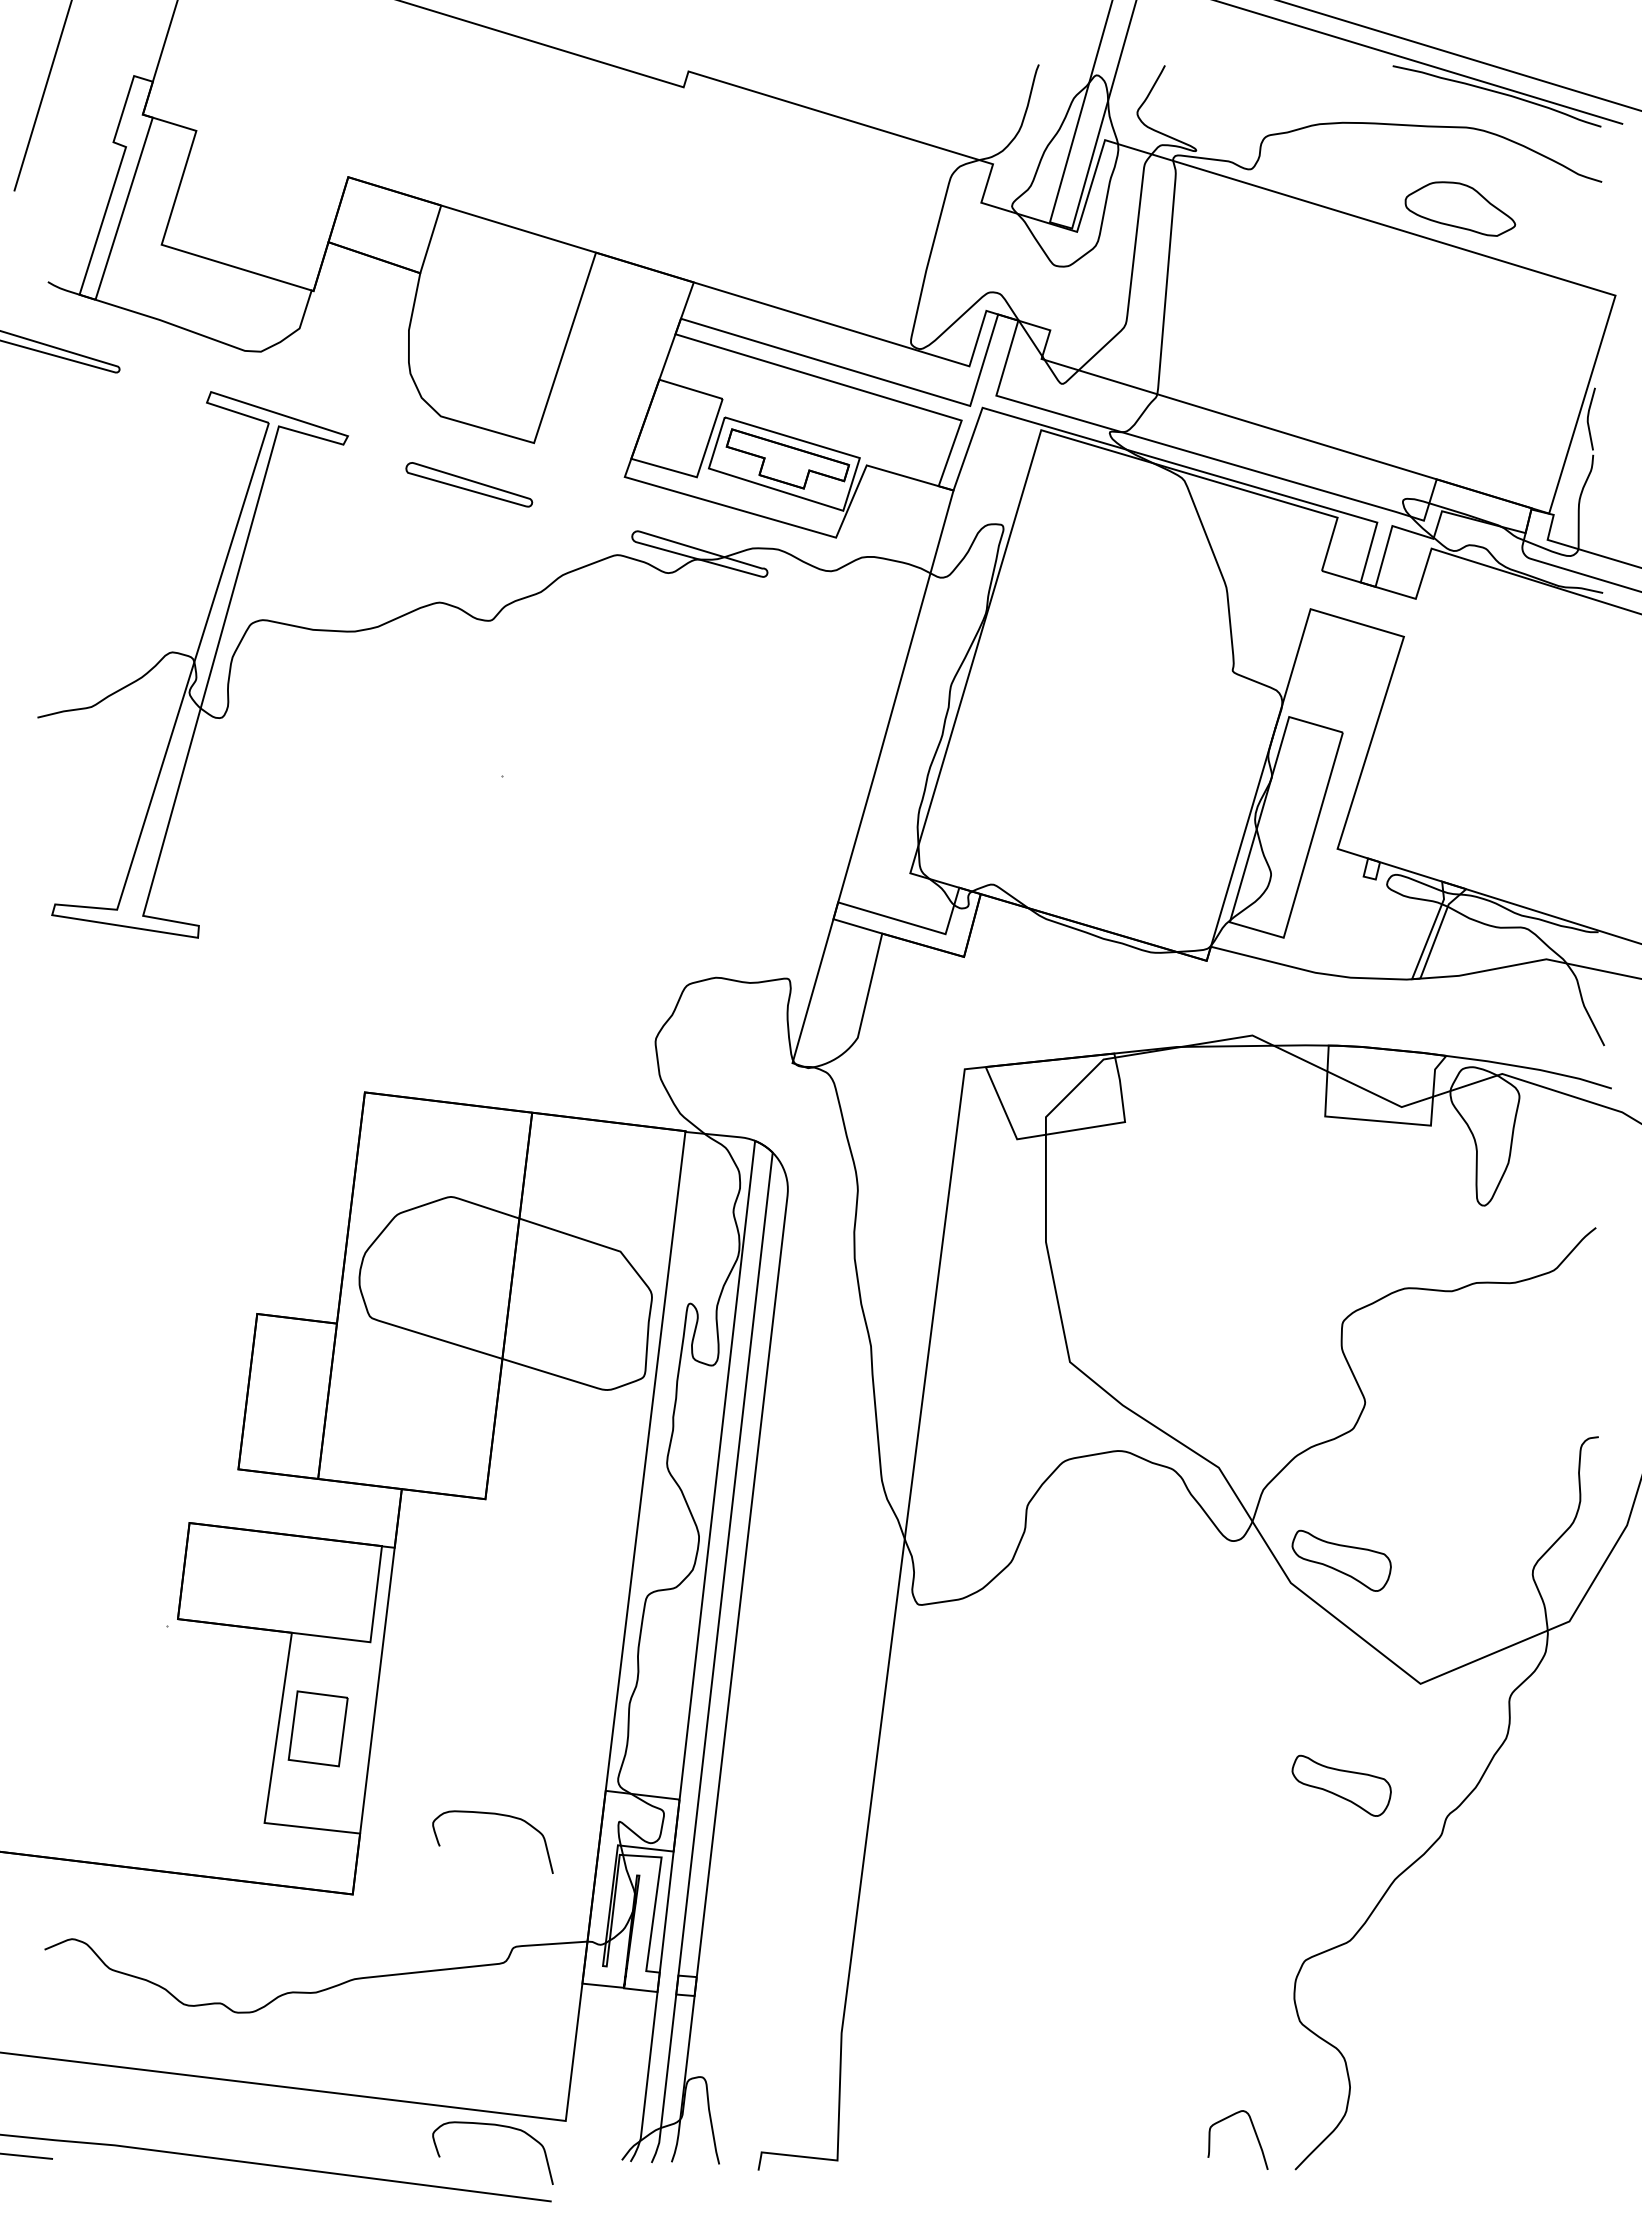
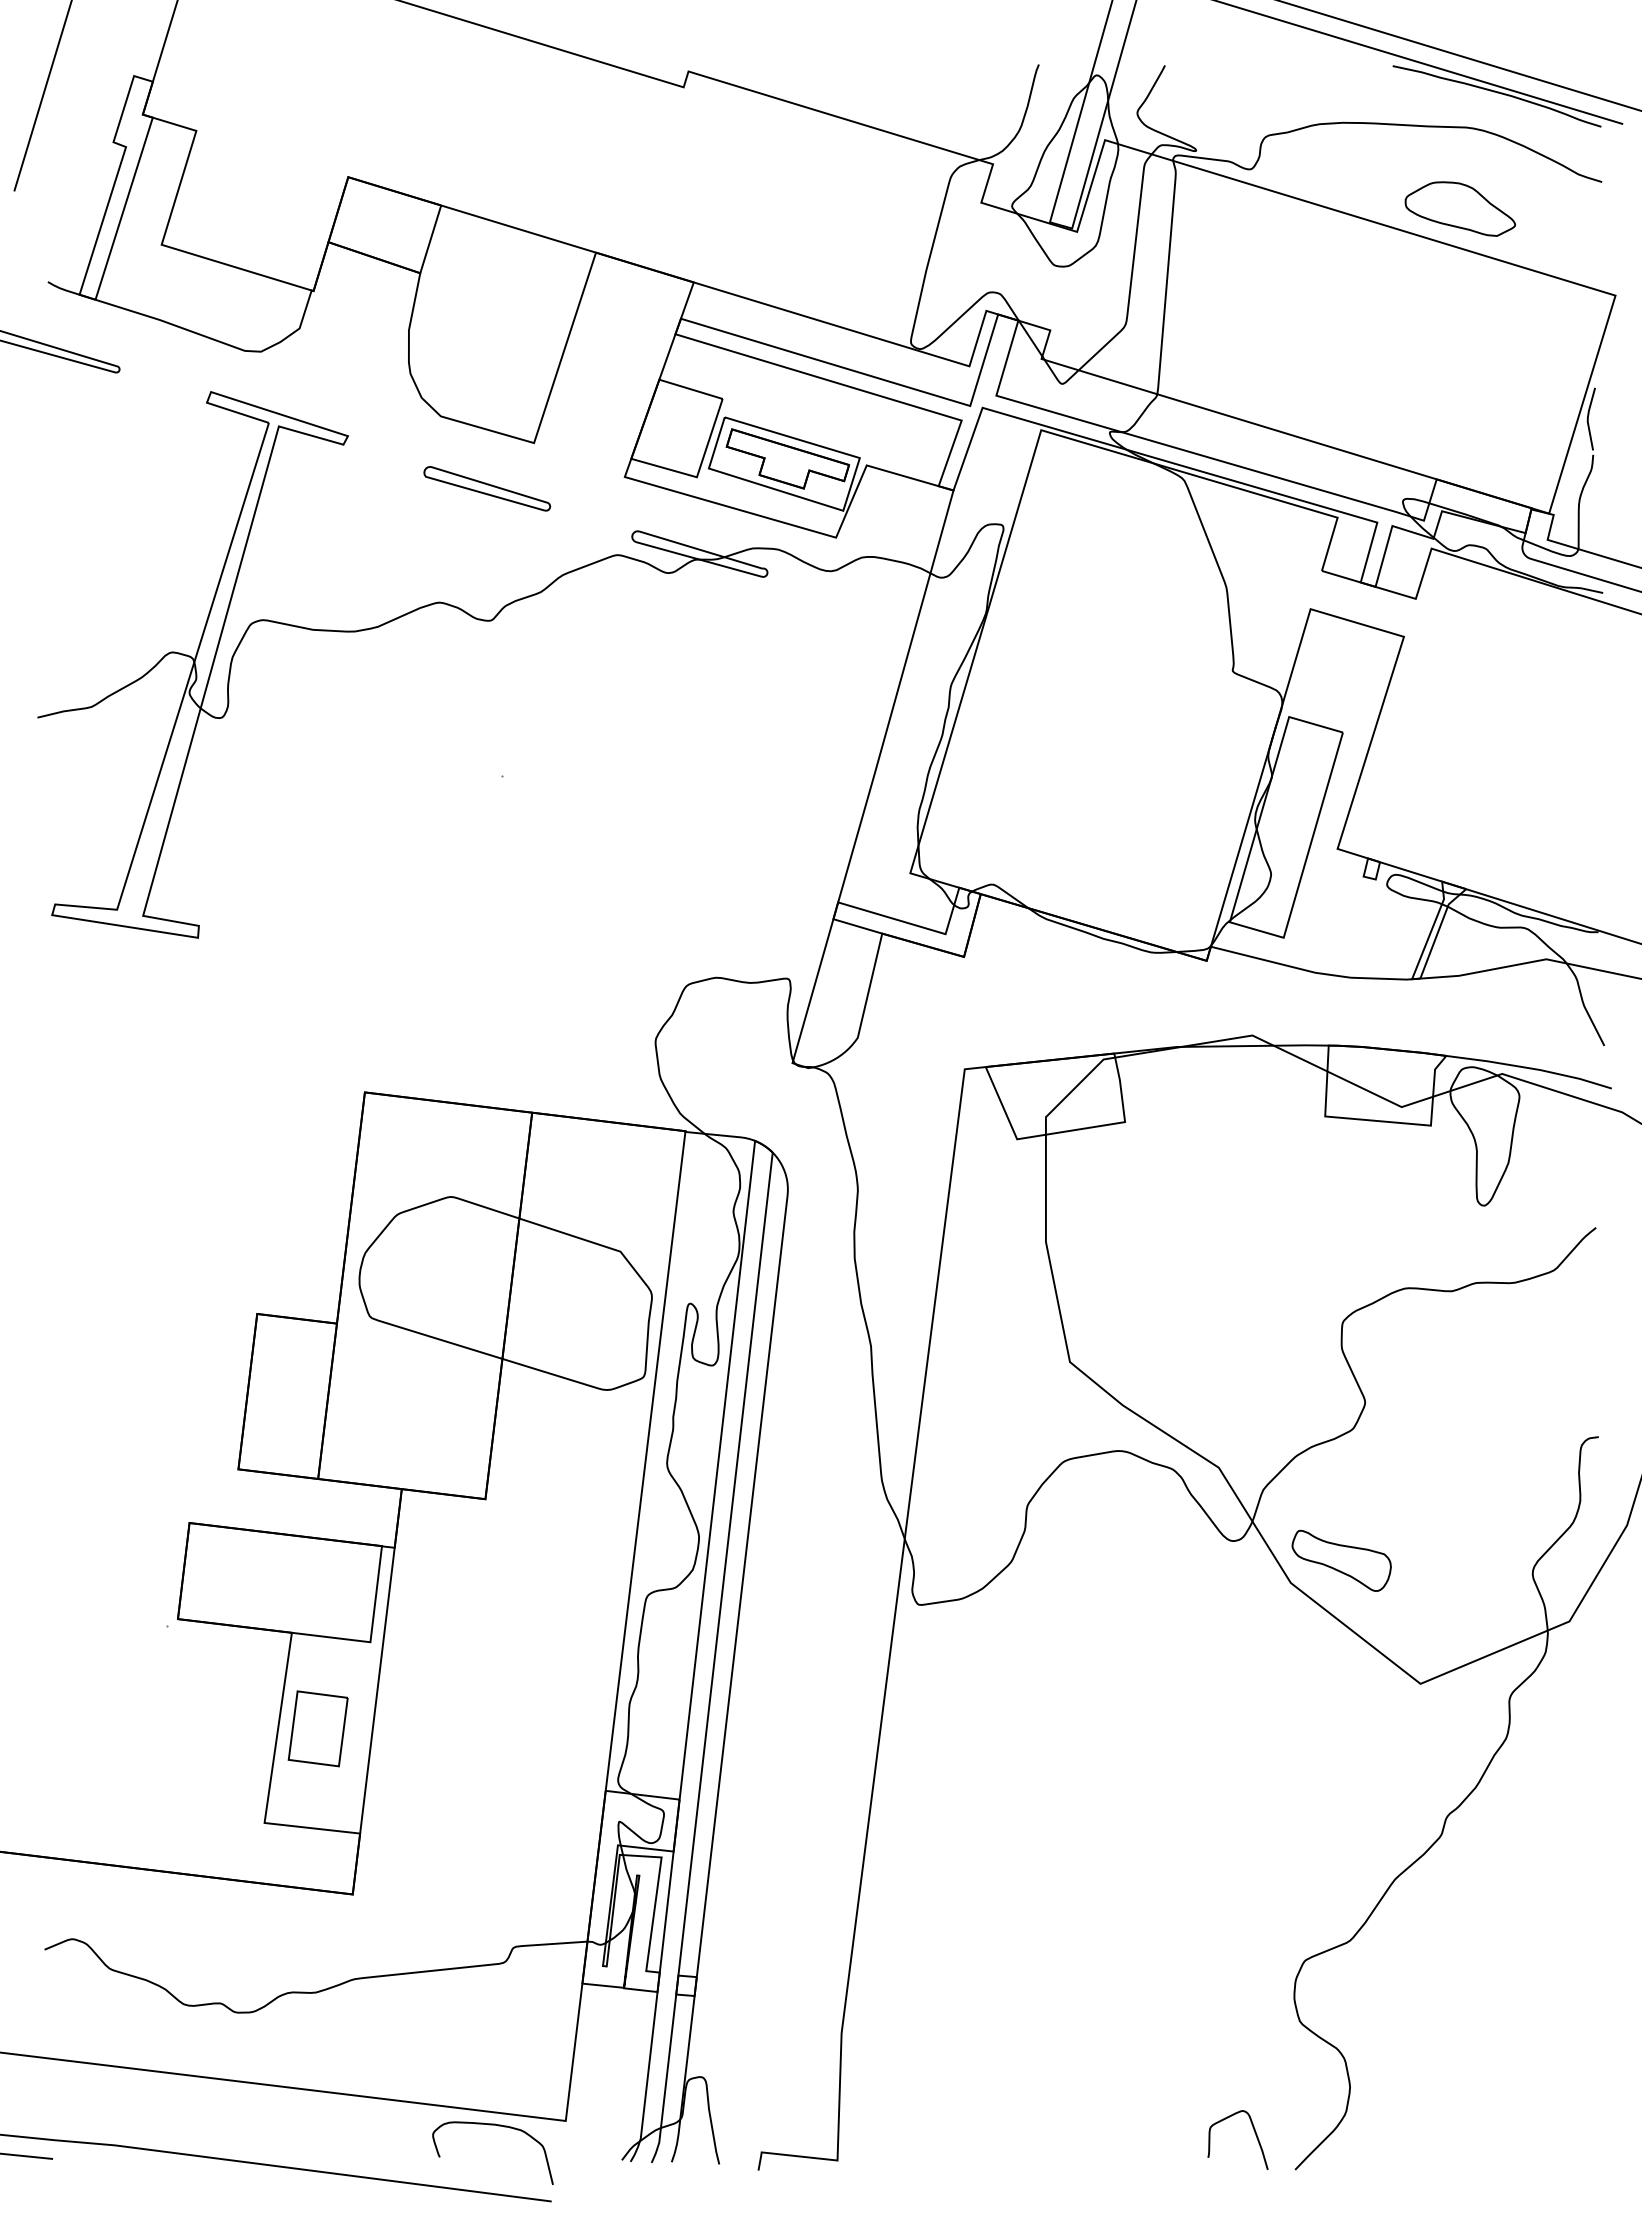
part position: (469, 484) -> (487, 488) (487, 488)
part: present -> none (1341, 1785)
curve: present -> none (498, 1815)
